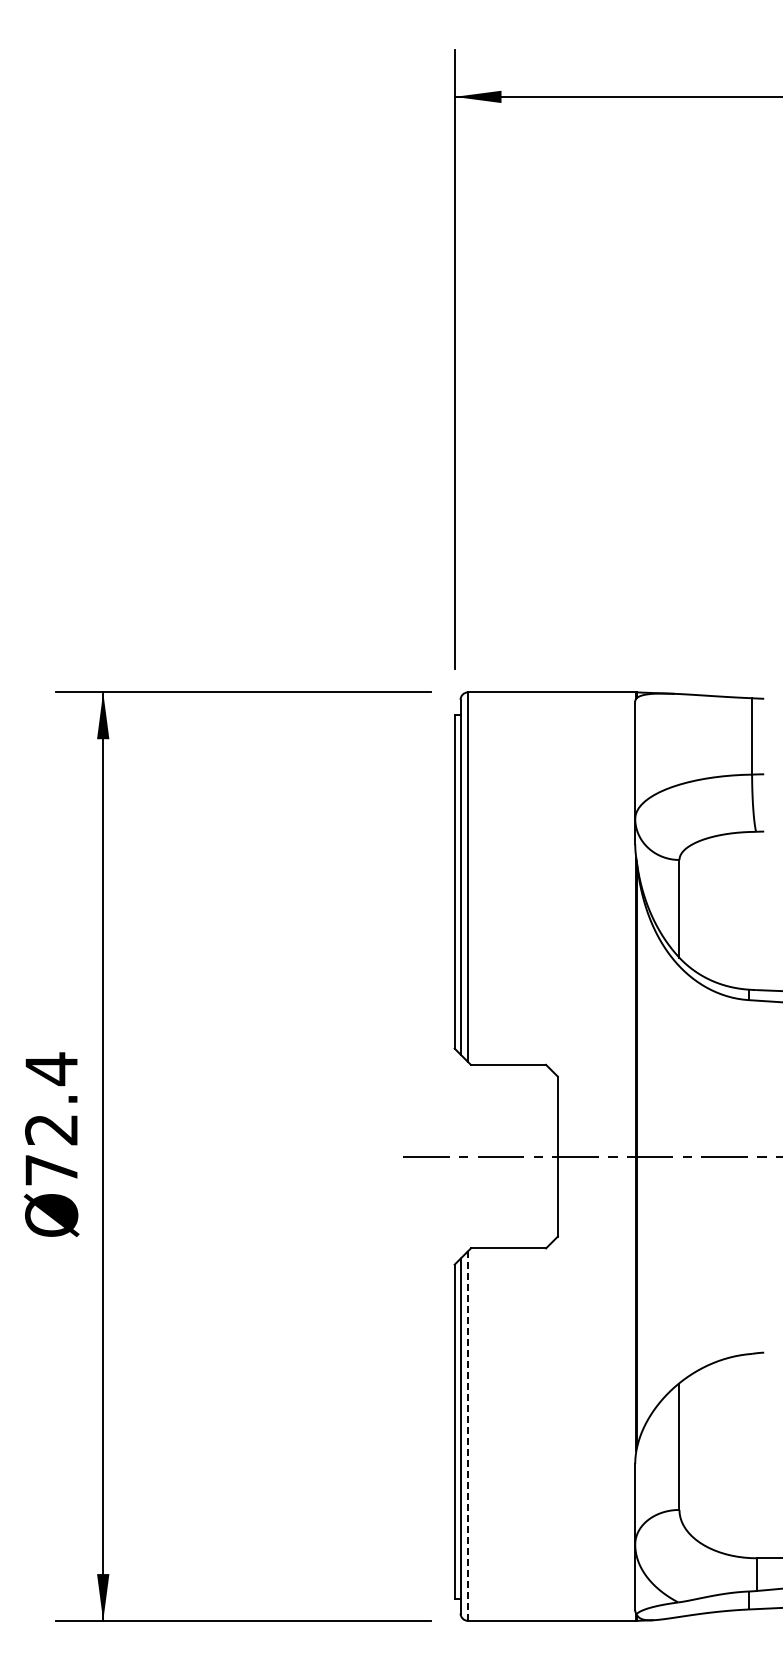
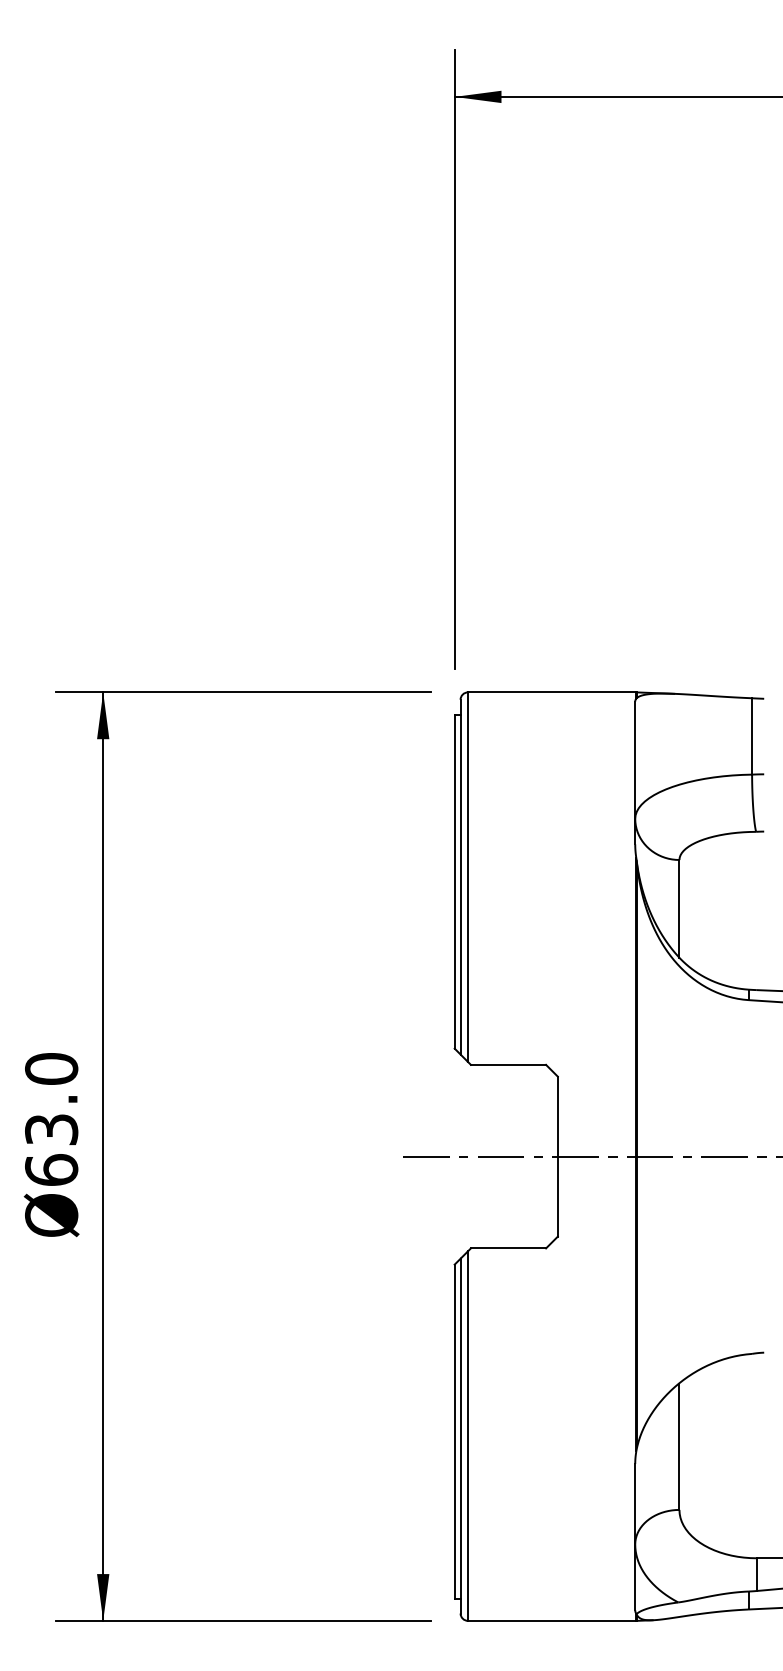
text: Ø72.4 -> Ø63.0 (51, 1118)
line: dashed -> solid (467, 1436)
